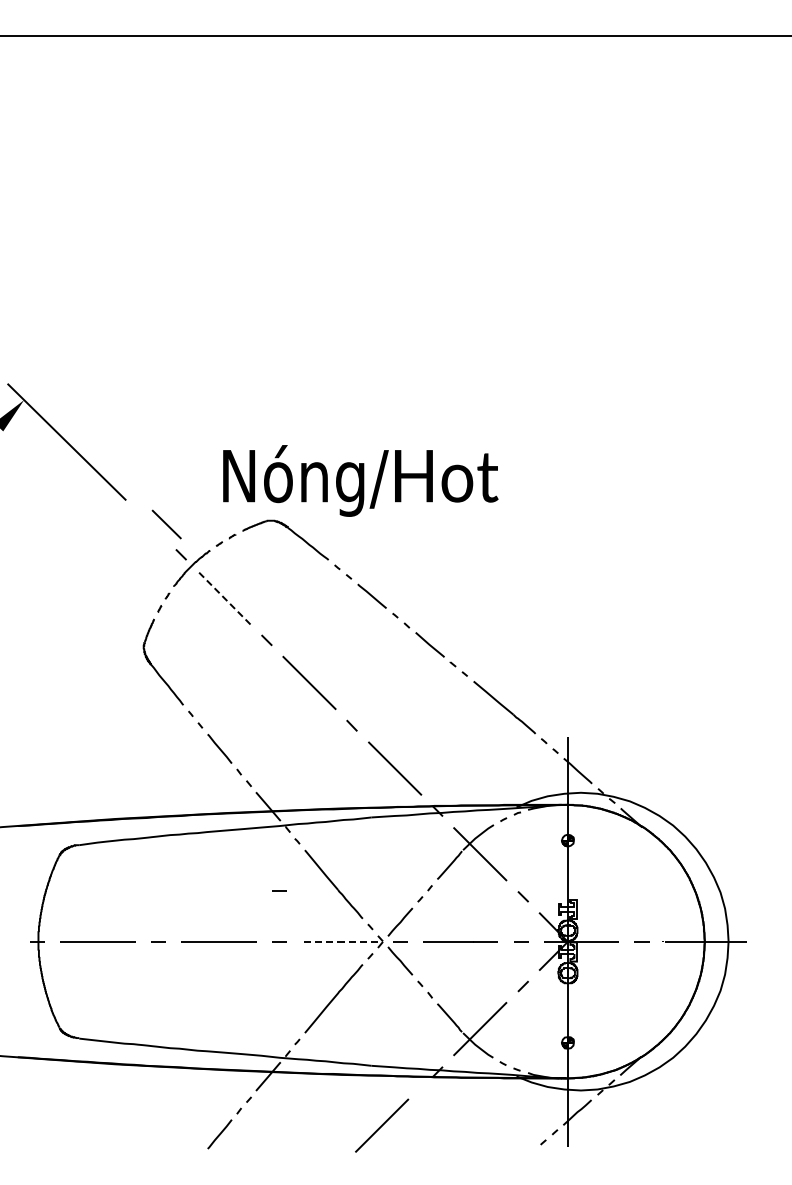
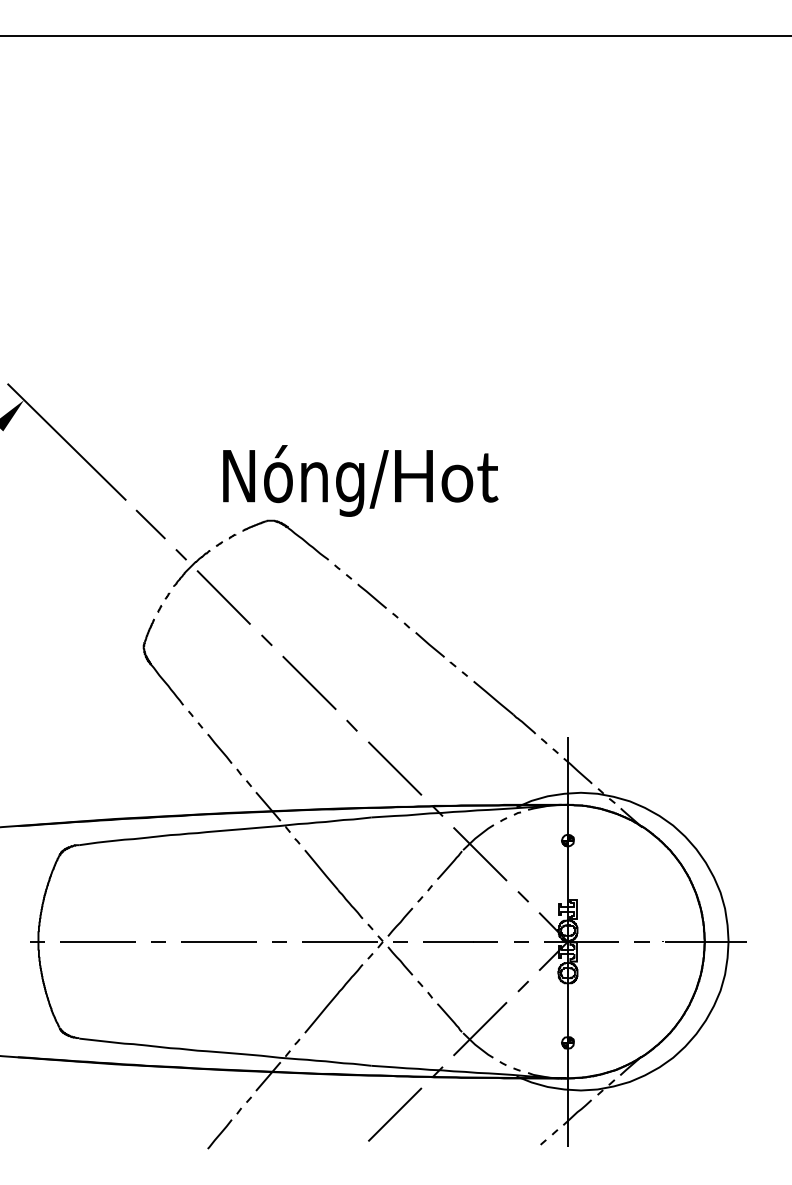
line position: (166, 524) -> (150, 524) (150, 524)
line: dashed -> solid (223, 597)
line: present -> none (279, 890)
line: dashed -> solid (339, 941)
line position: (382, 1125) -> (395, 1114) (395, 1114)
